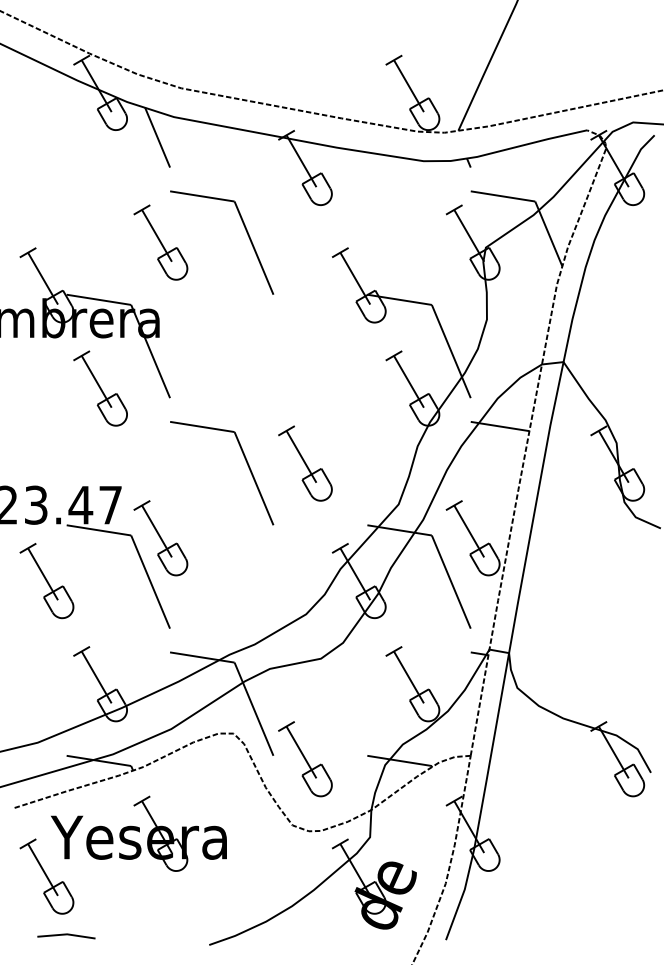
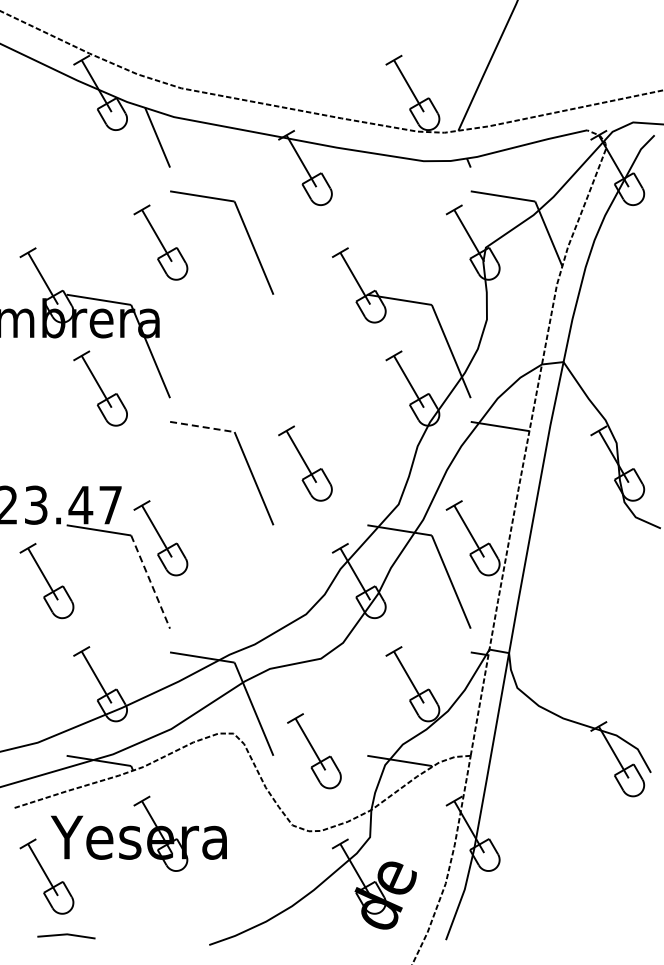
line: solid -> dashed (202, 426)
line: solid -> dashed (150, 582)
part position: (305, 759) -> (314, 751) (314, 751)
